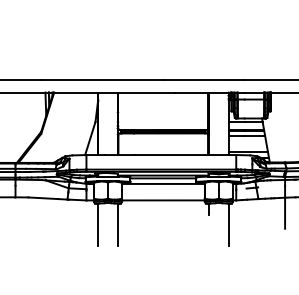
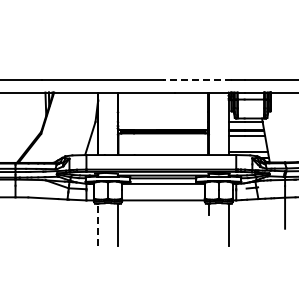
line: solid -> dashed (196, 80)
line: solid -> dashed (98, 224)
